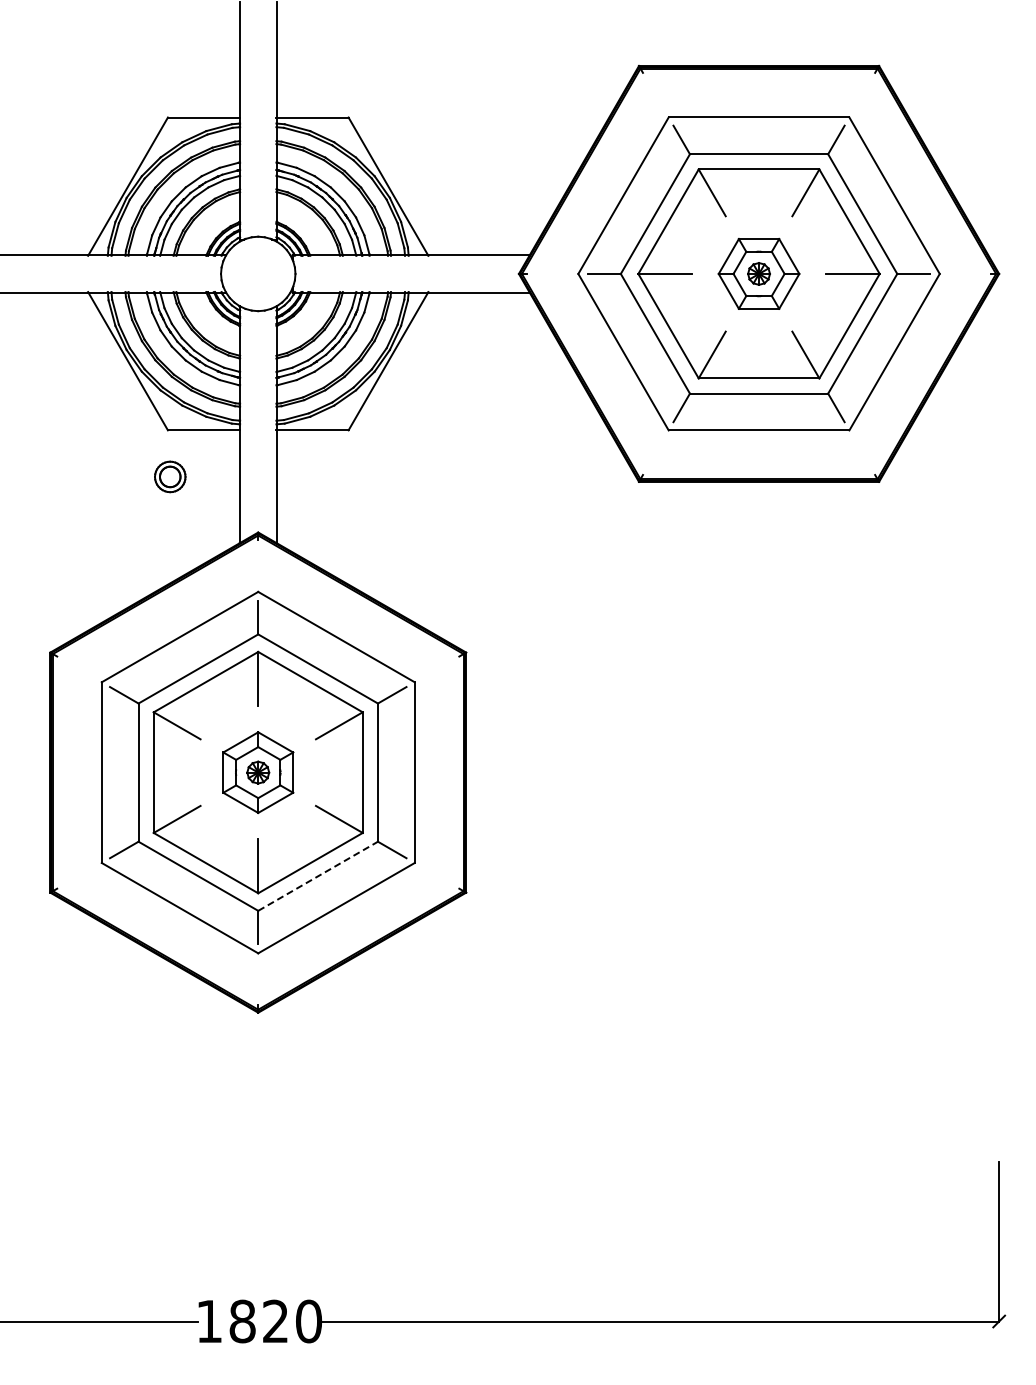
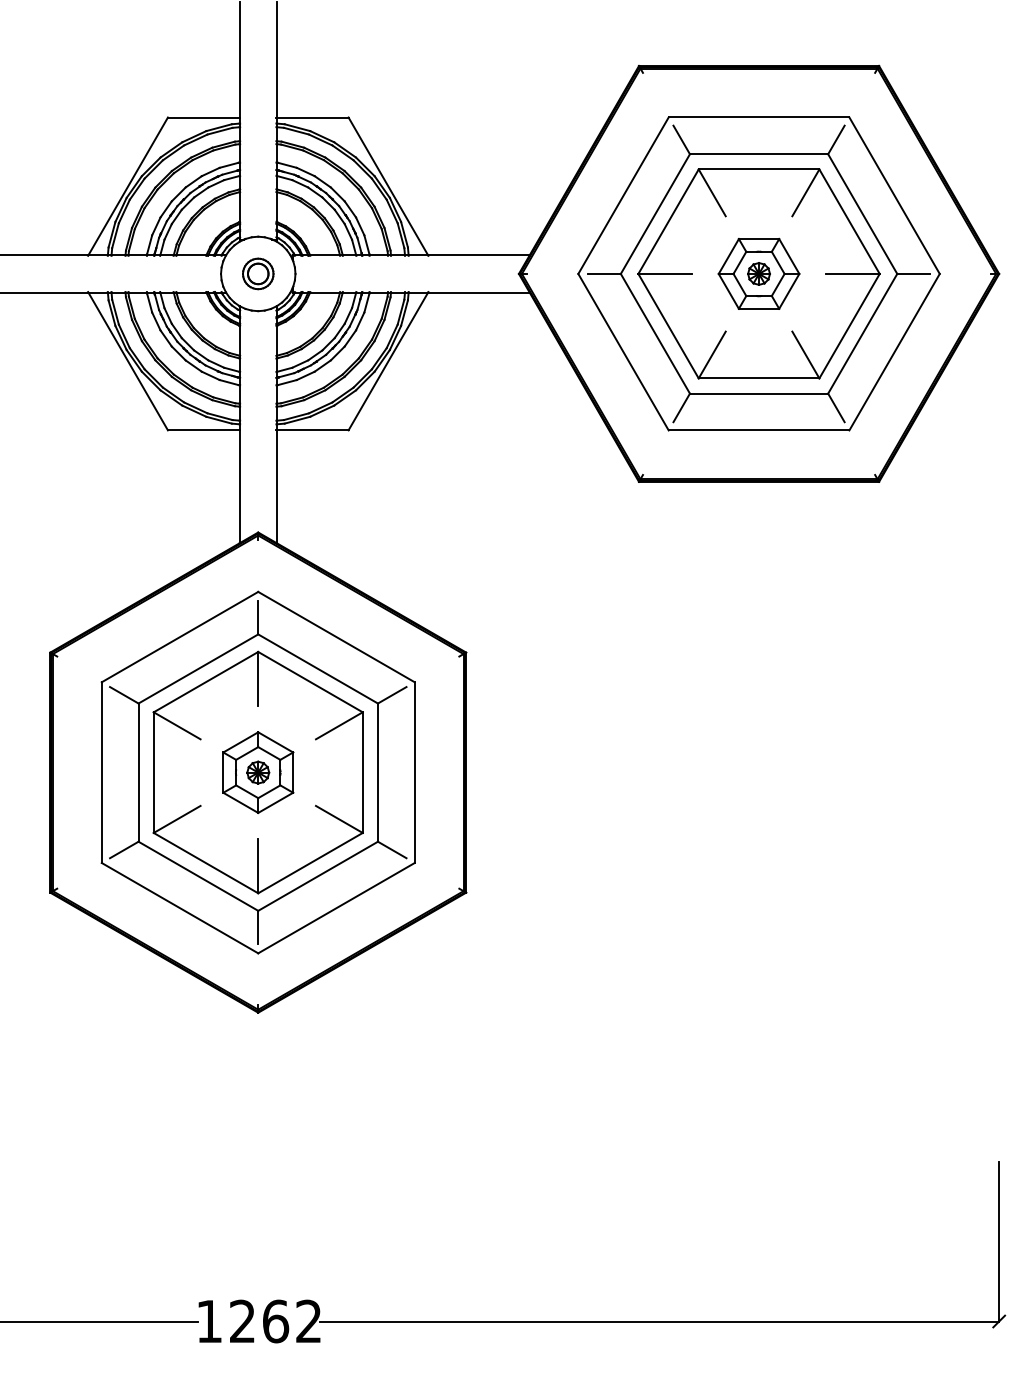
part position: (170, 476) -> (258, 273) (258, 273)
line: dashed -> solid (318, 876)
text: 1820 -> 1262 (275, 1321)
